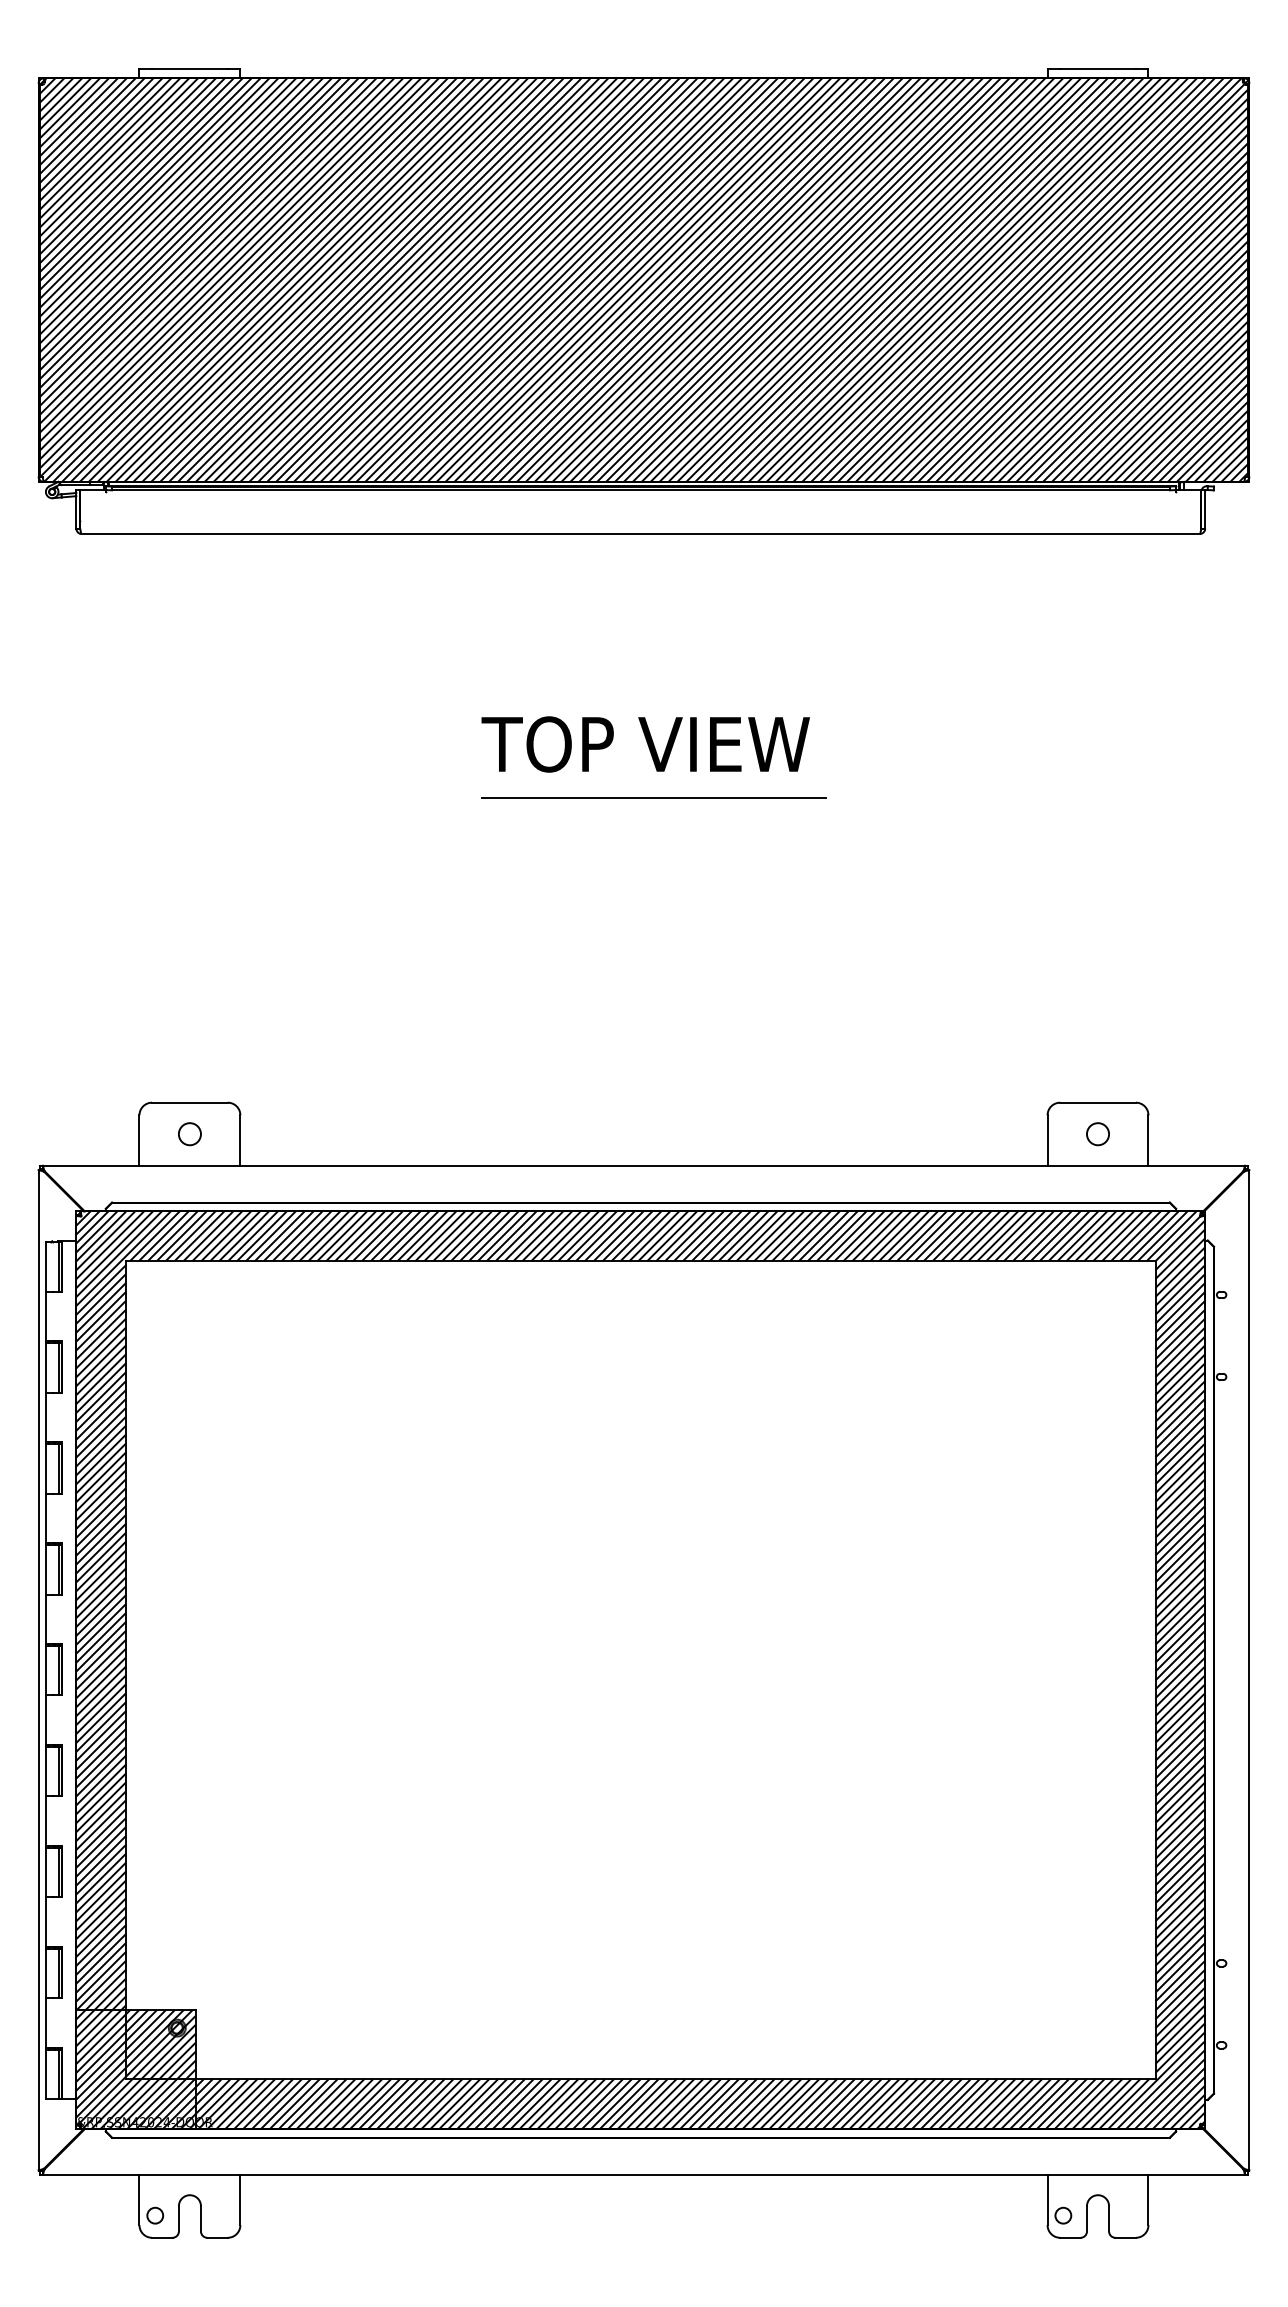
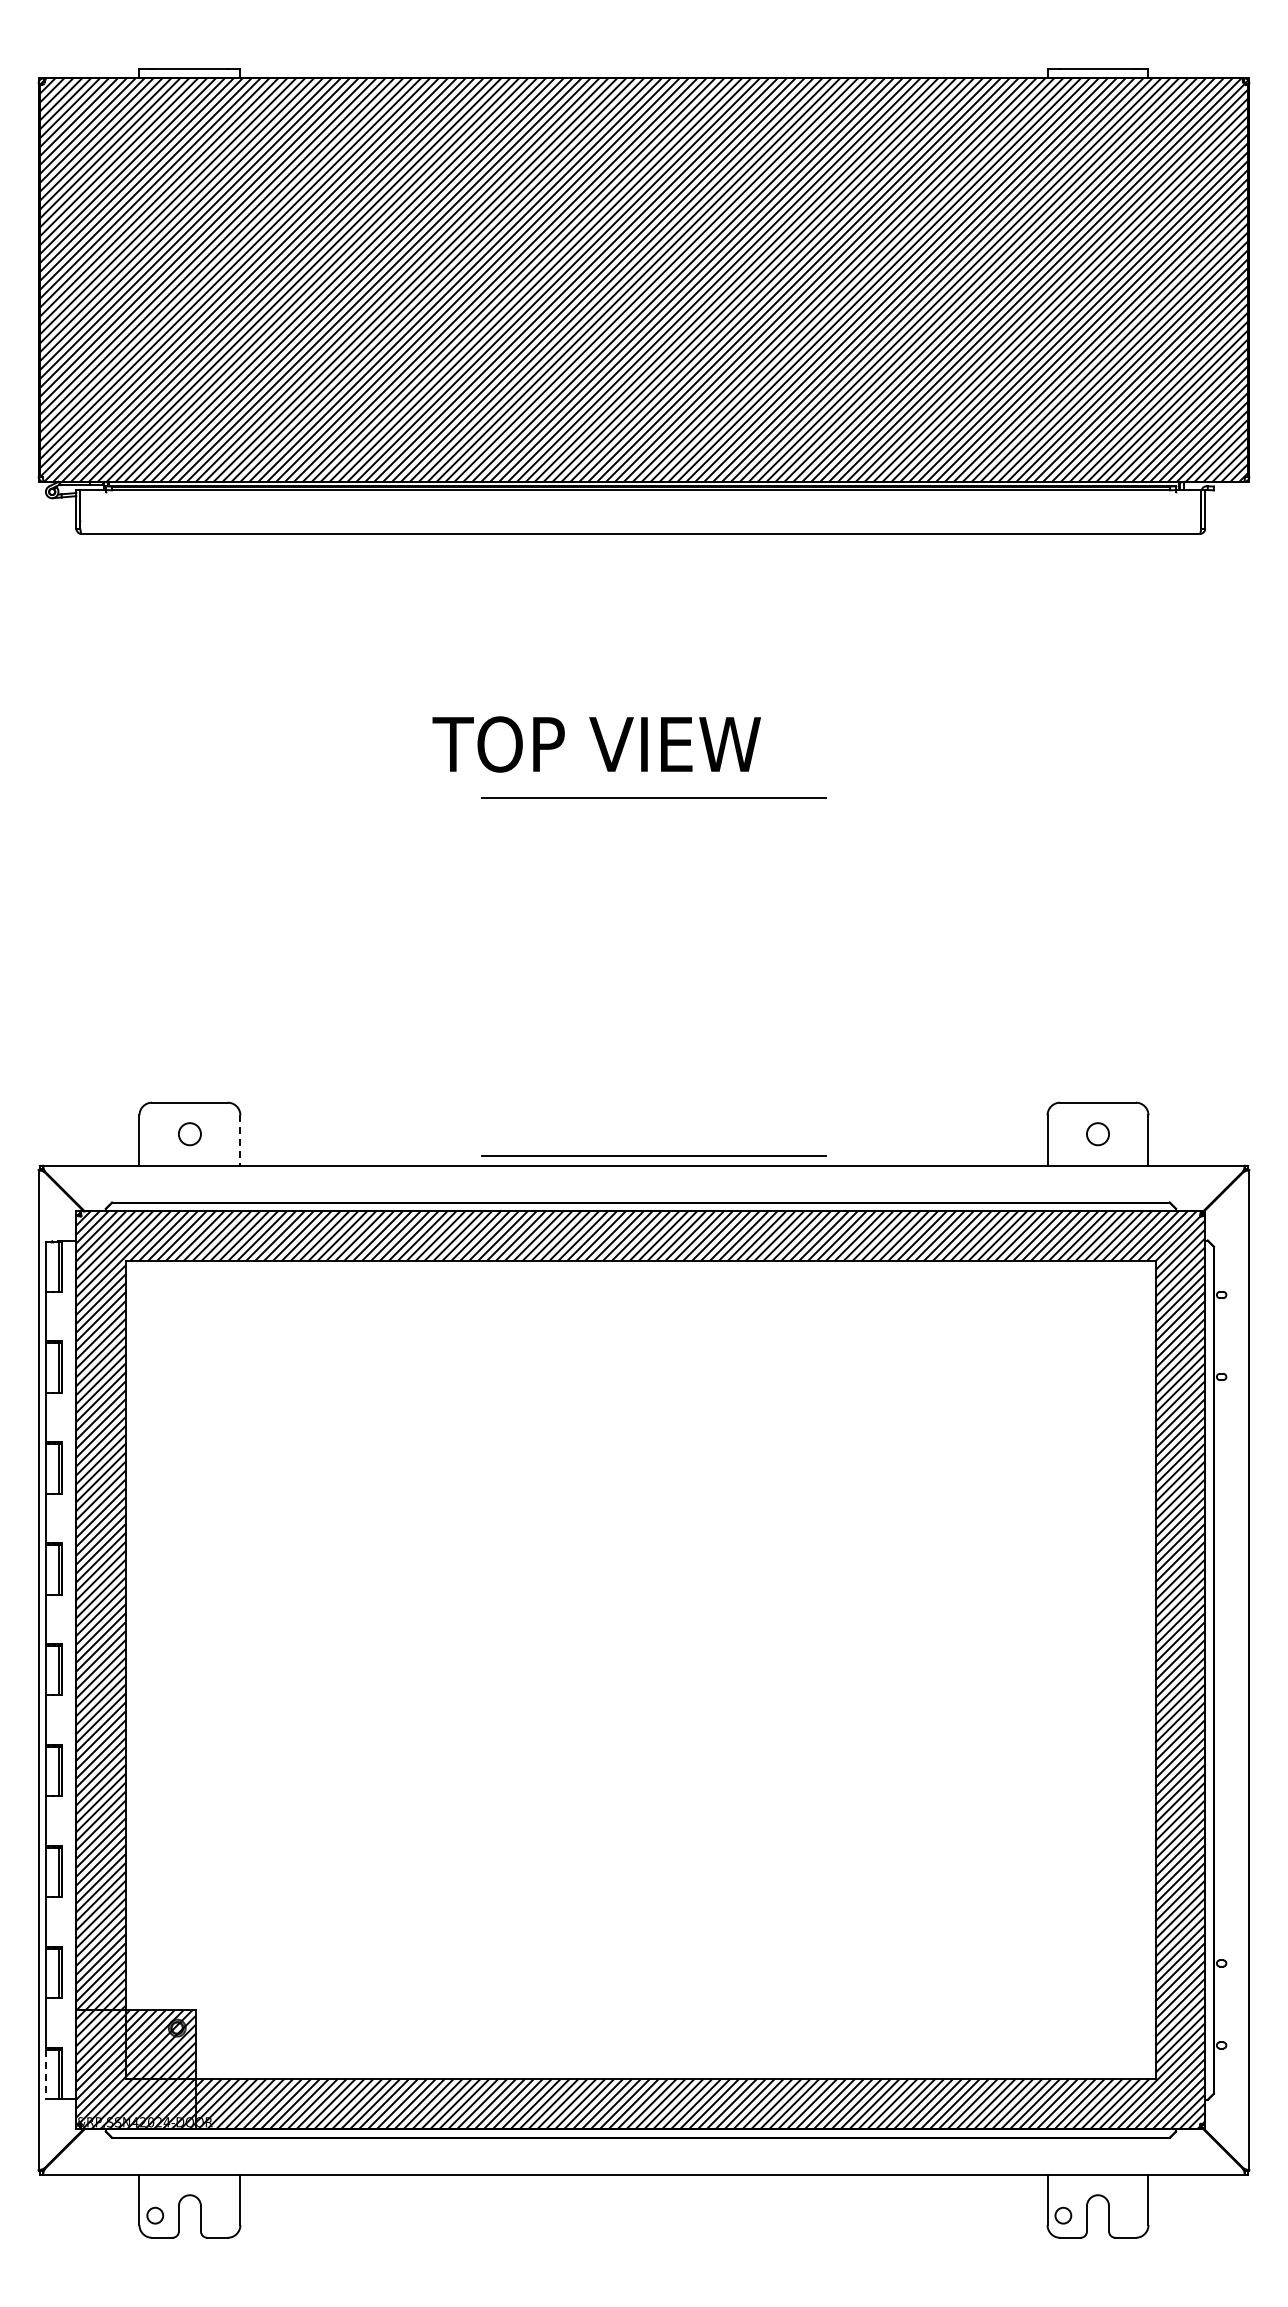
text position: (645, 744) -> (596, 744) (596, 744)
line: solid -> dashed (240, 1141)
line: none -> present (653, 1155)
line: solid -> dashed (45, 2074)
